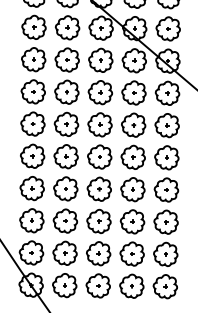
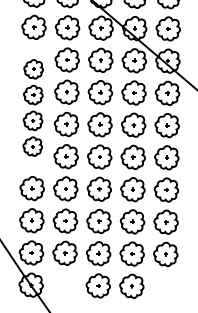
part size: 27x122 px -> 22x98 px (32, 107)
part: present -> none (64, 285)
part: present -> none (164, 286)
